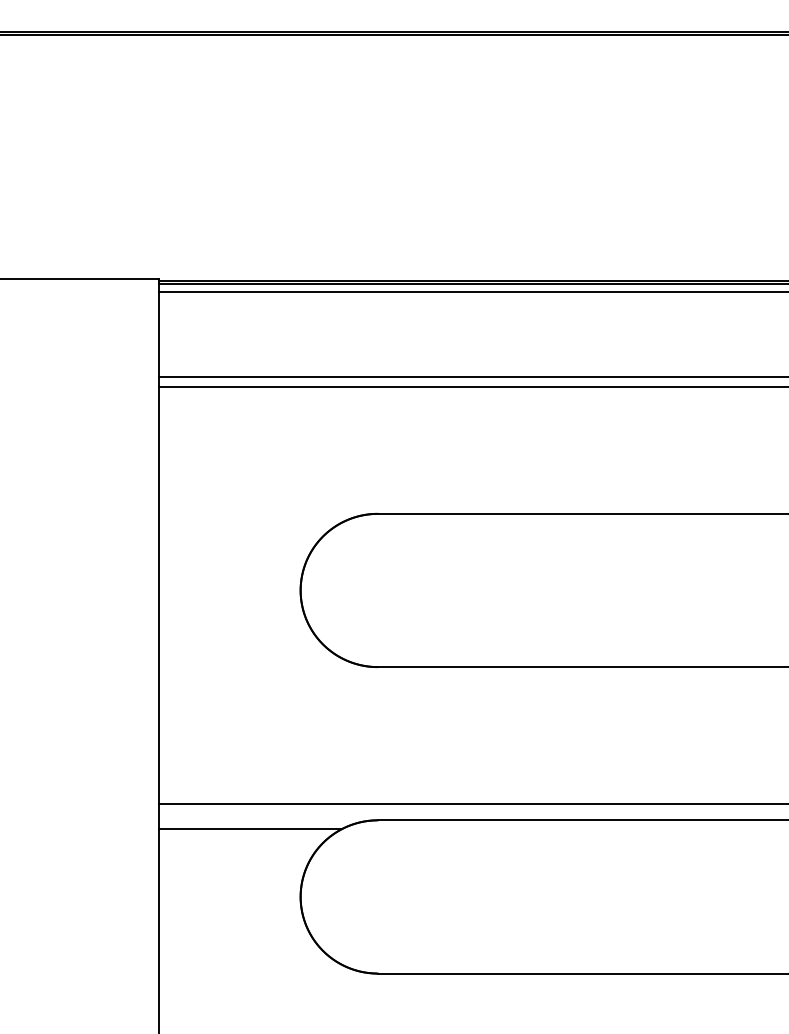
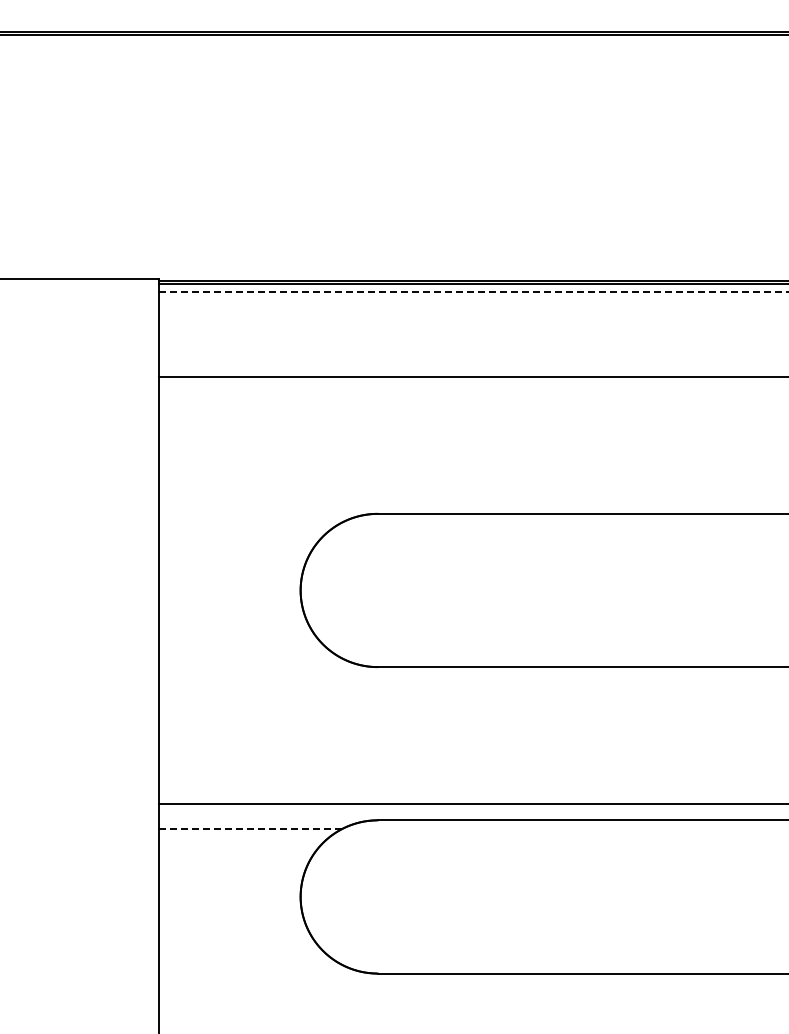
line: solid -> dashed (474, 291)
line: present -> none (472, 386)
line: solid -> dashed (249, 829)
